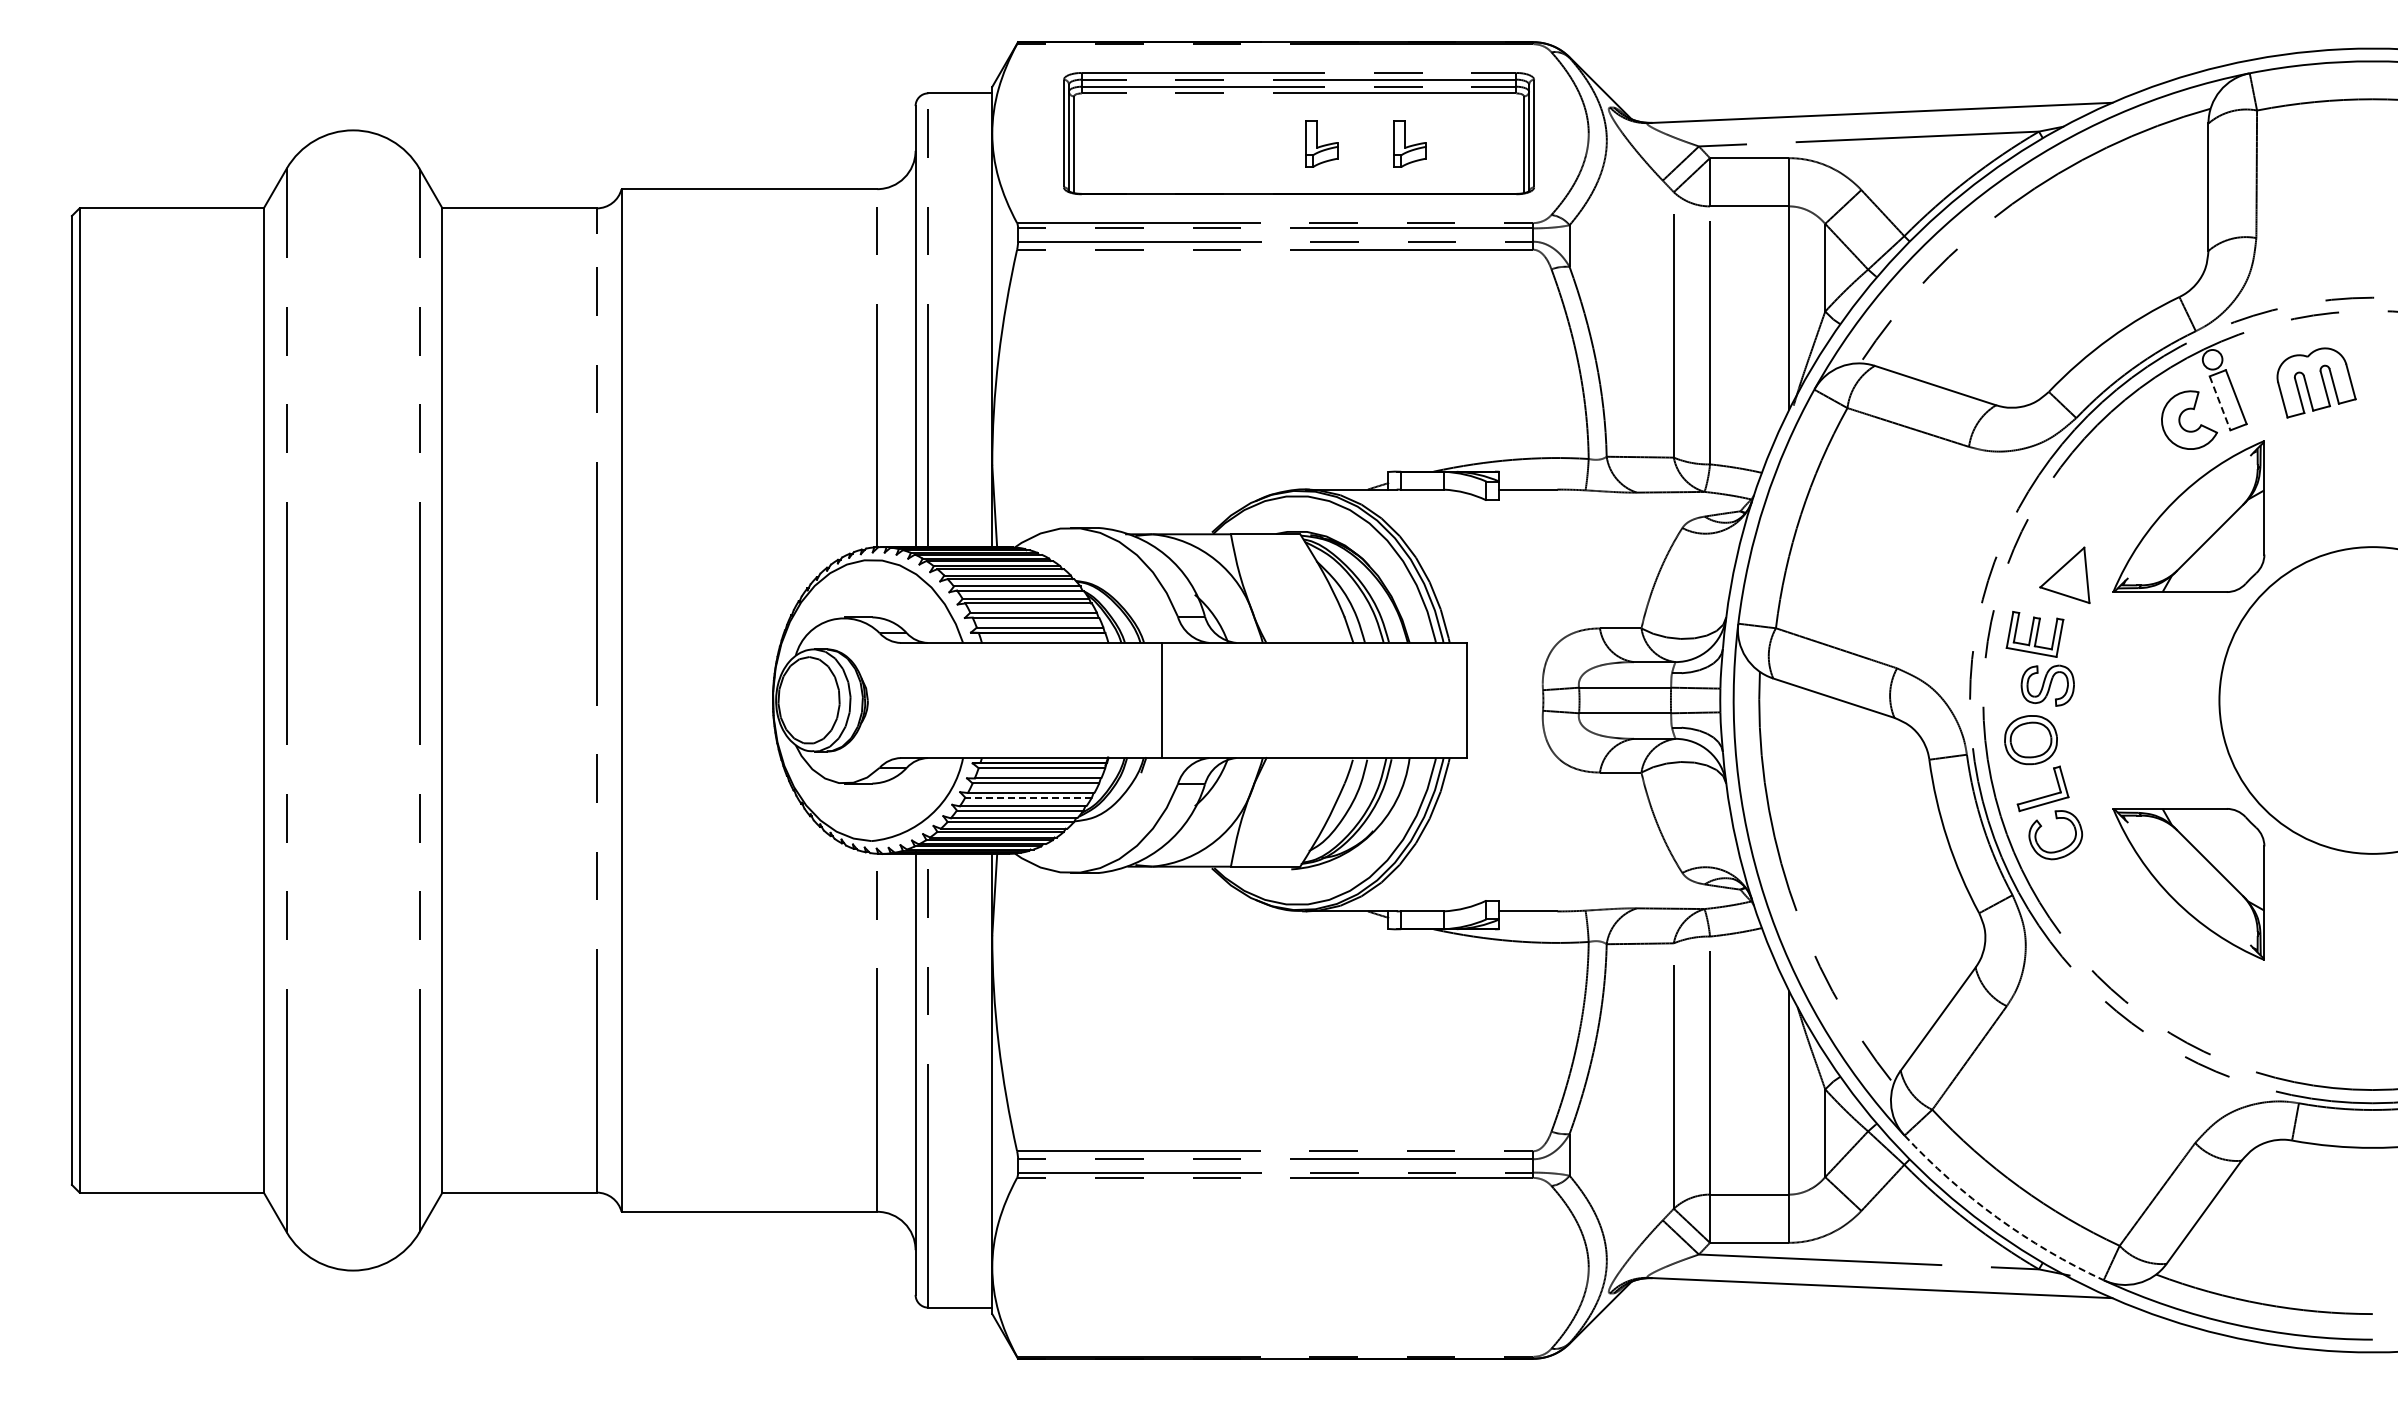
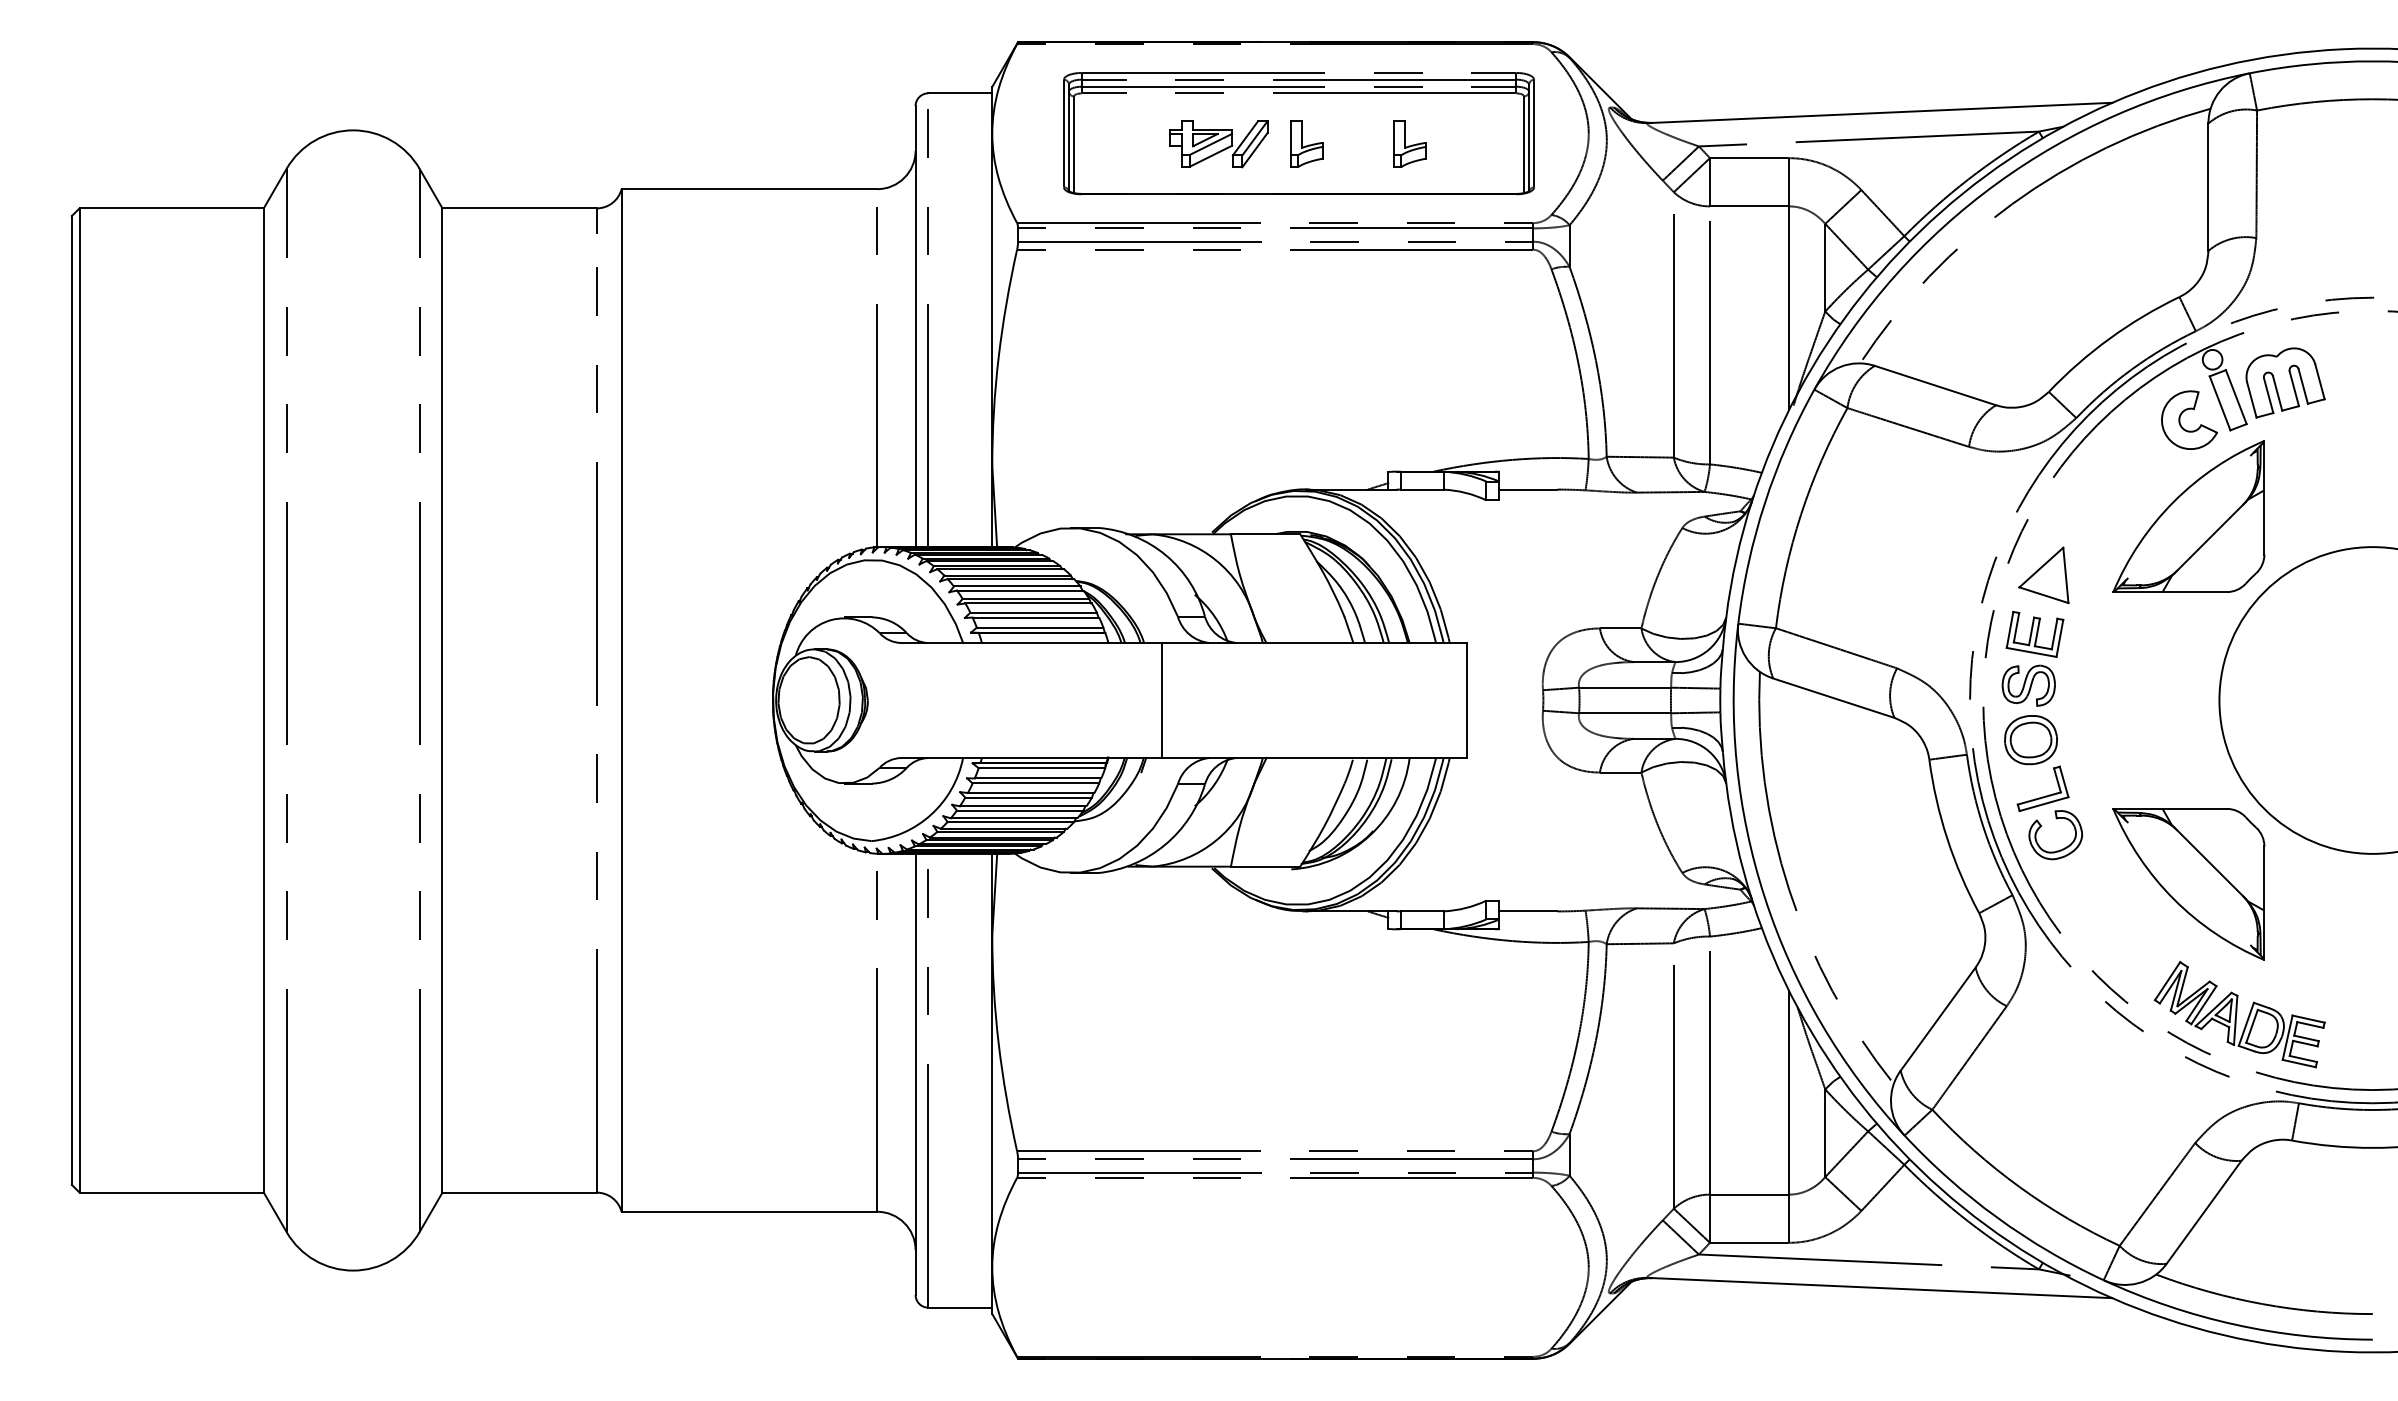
part position: (1321, 143) -> (1306, 143) (1306, 143)
part: none -> present (1218, 144)
part position: (2316, 382) -> (2285, 382) (2285, 382)
line: dashed -> solid (2220, 403)
part position: (2064, 574) -> (2043, 574) (2043, 574)
part position: (2047, 685) -> (2028, 685) (2028, 685)
line: dashed -> solid (1028, 797)
part: none -> present (2239, 1014)
arc: dashed -> solid (1997, 1217)
